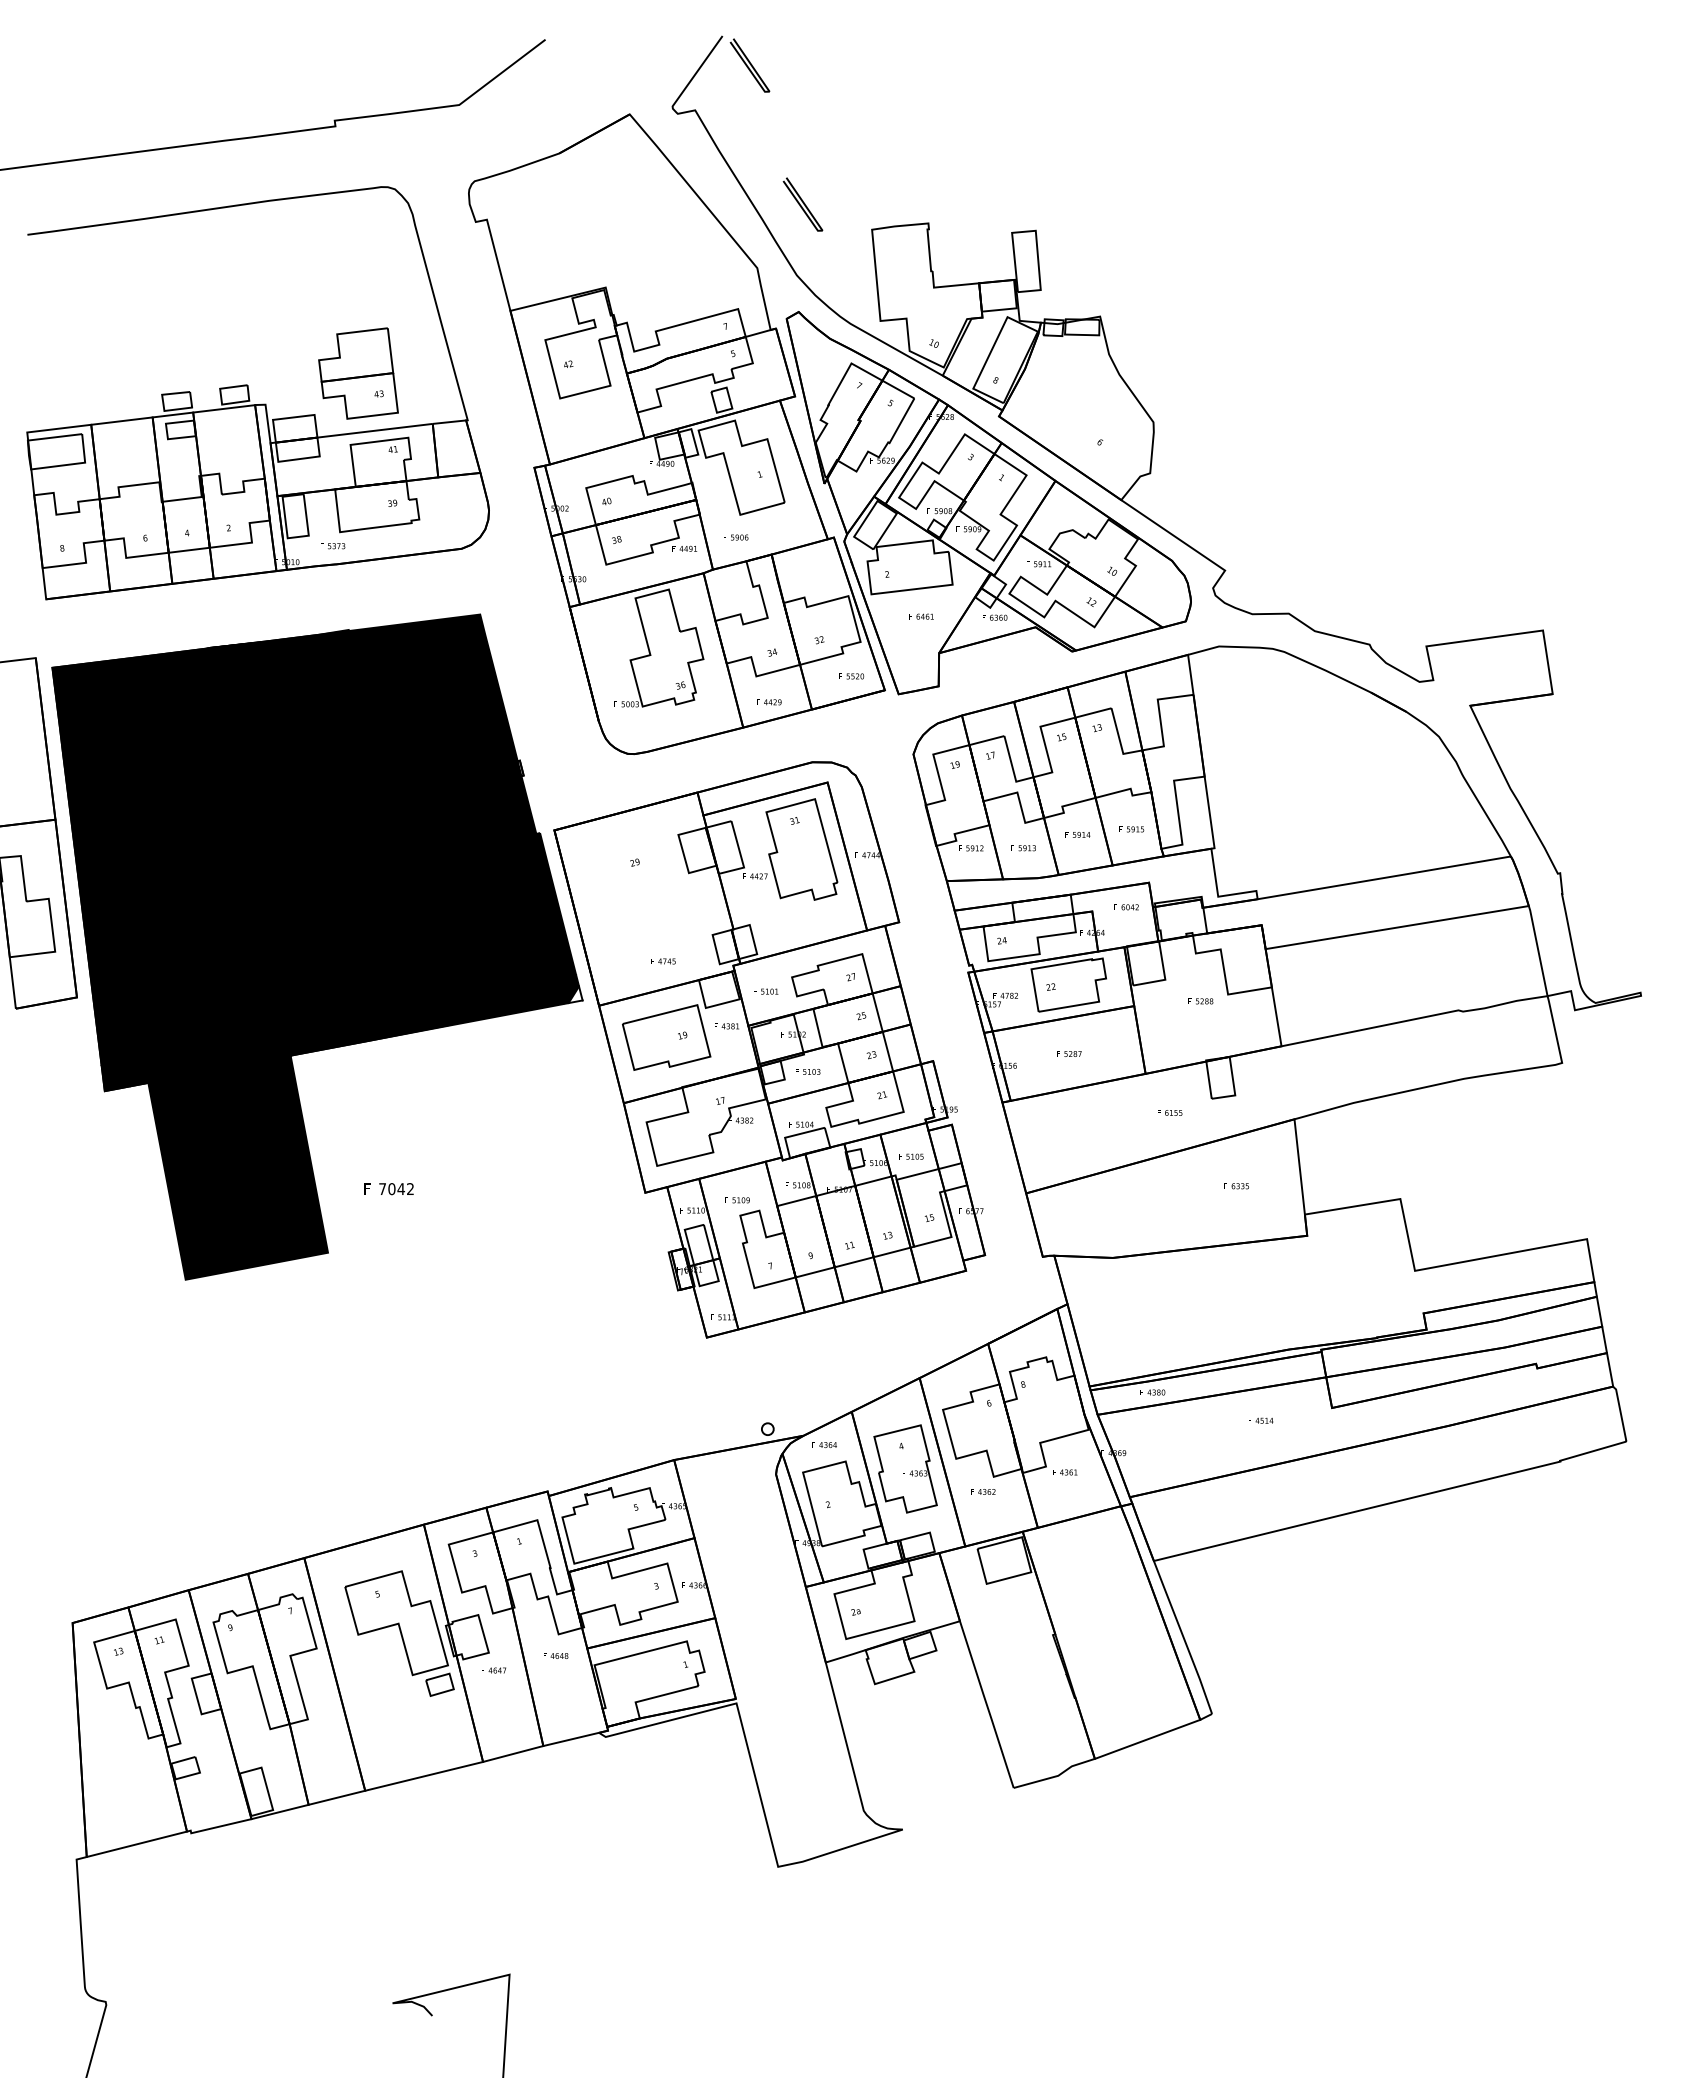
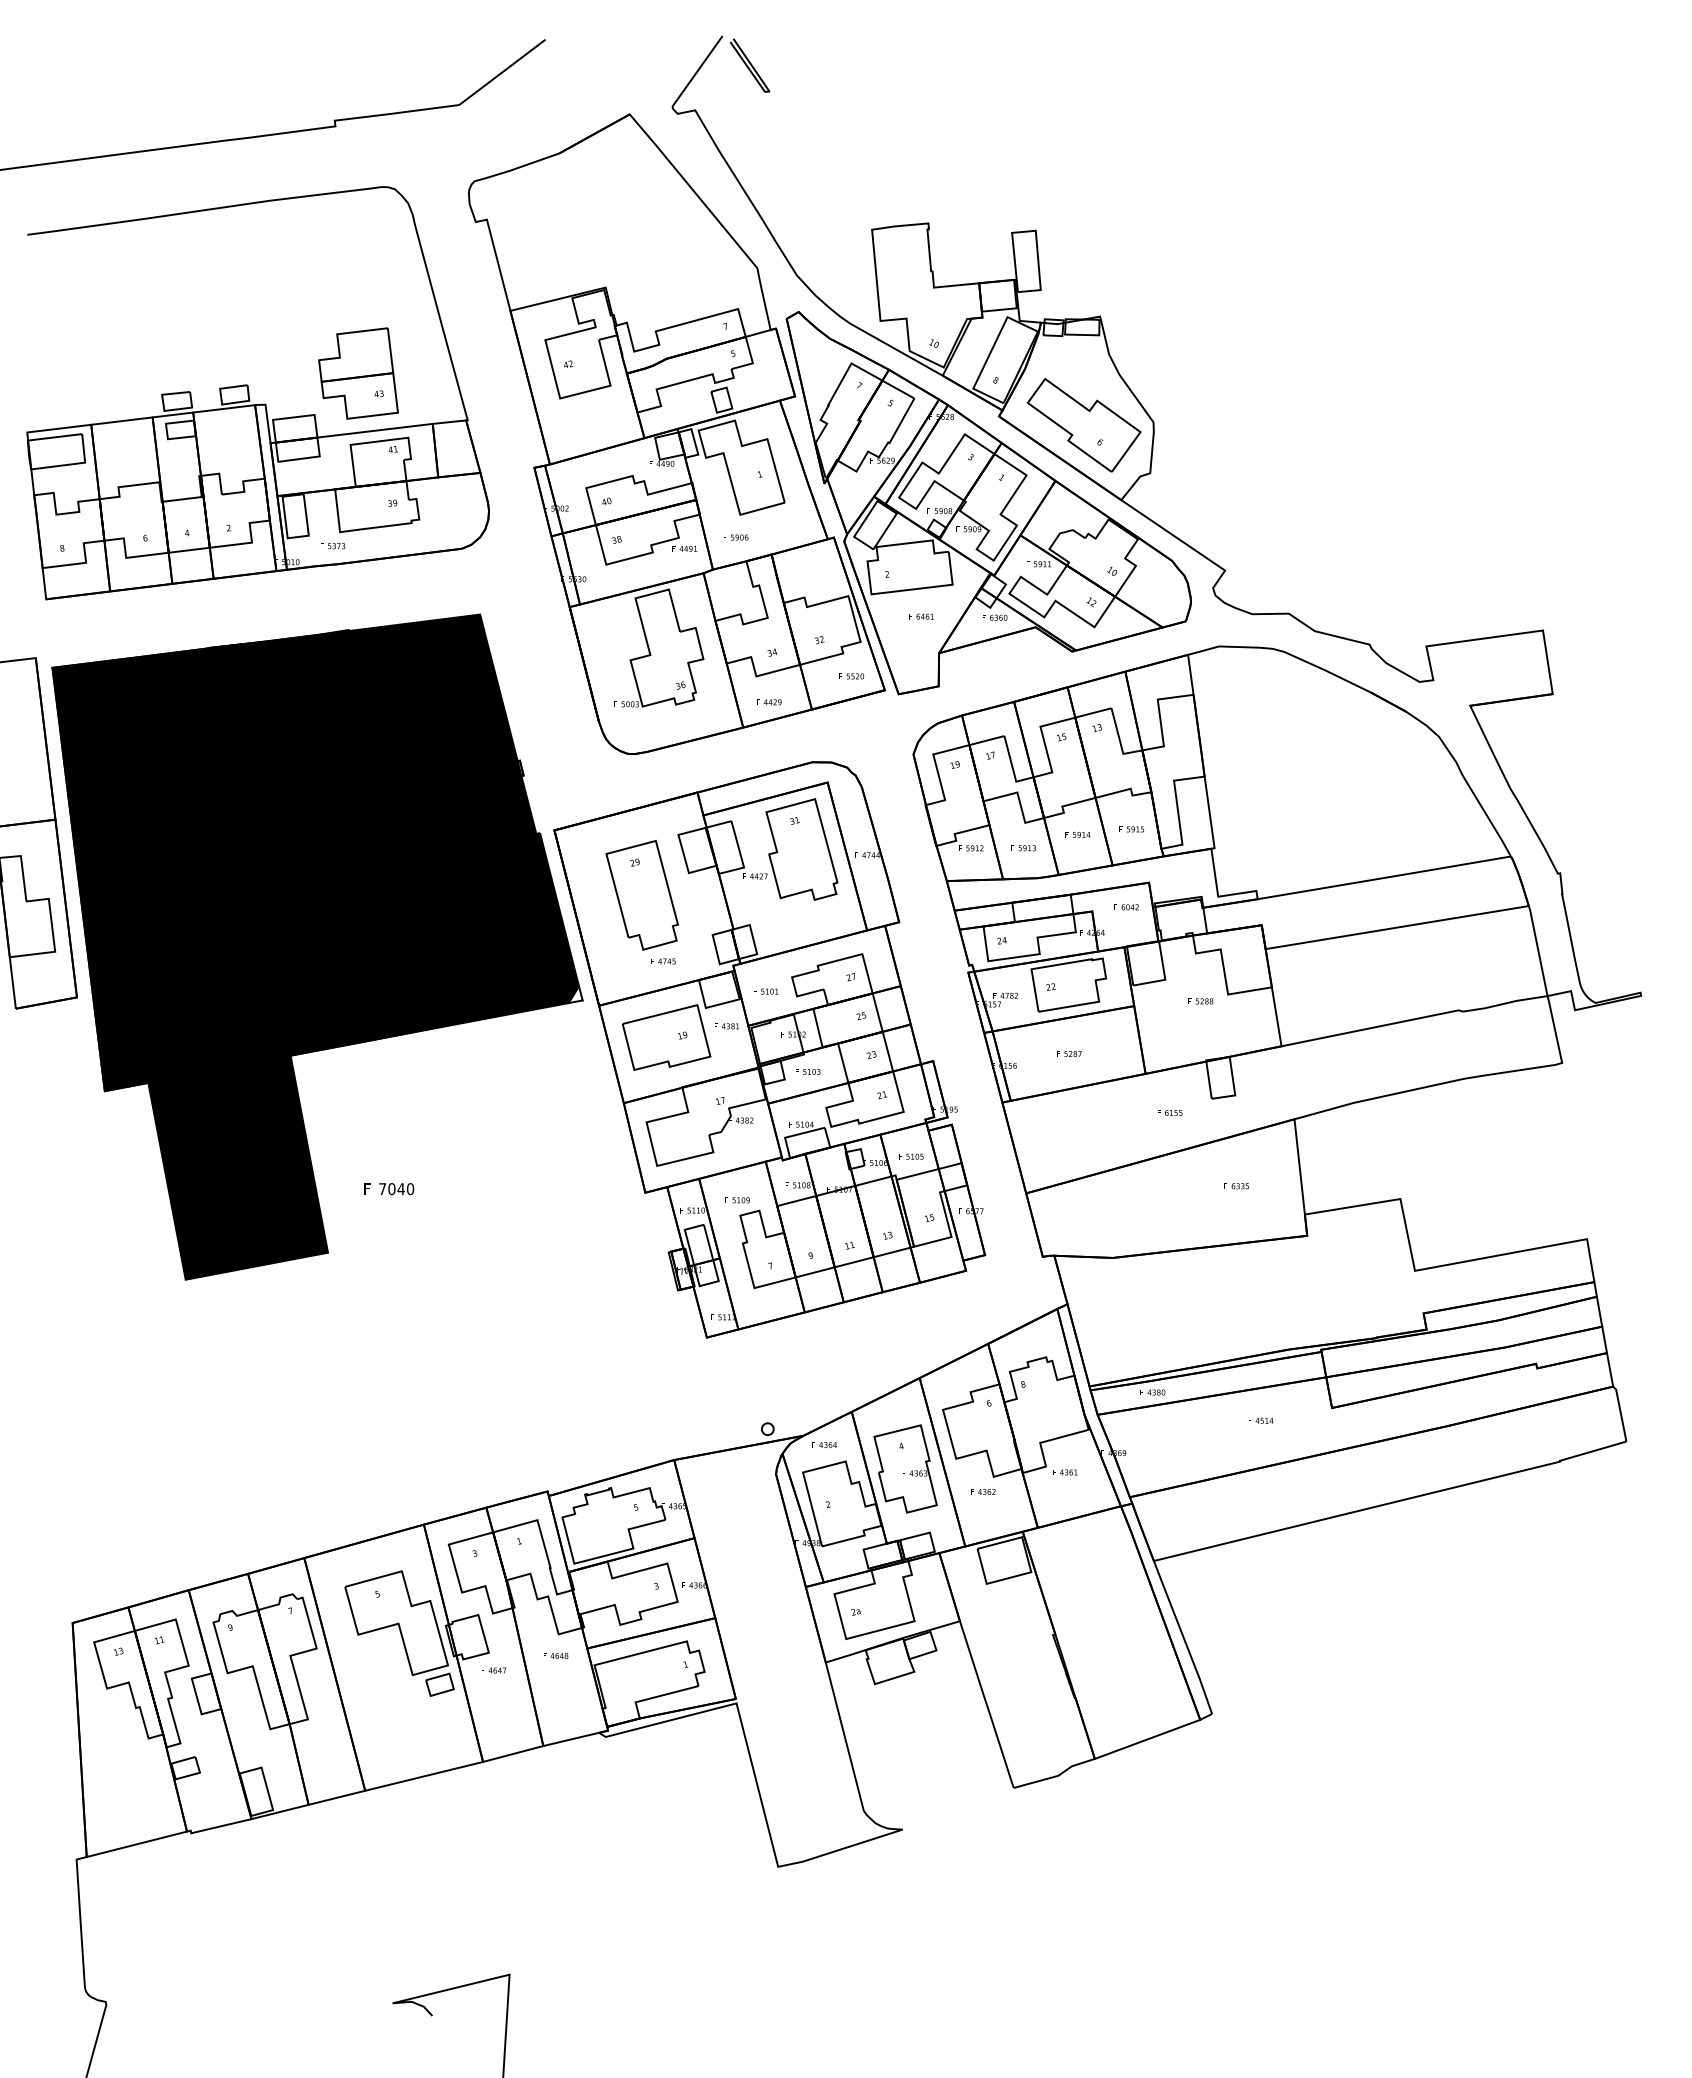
line: present -> none (802, 203)
part: none -> present (1083, 425)
part: none -> present (641, 894)
text: 7042 -> 7040 (410, 1189)
